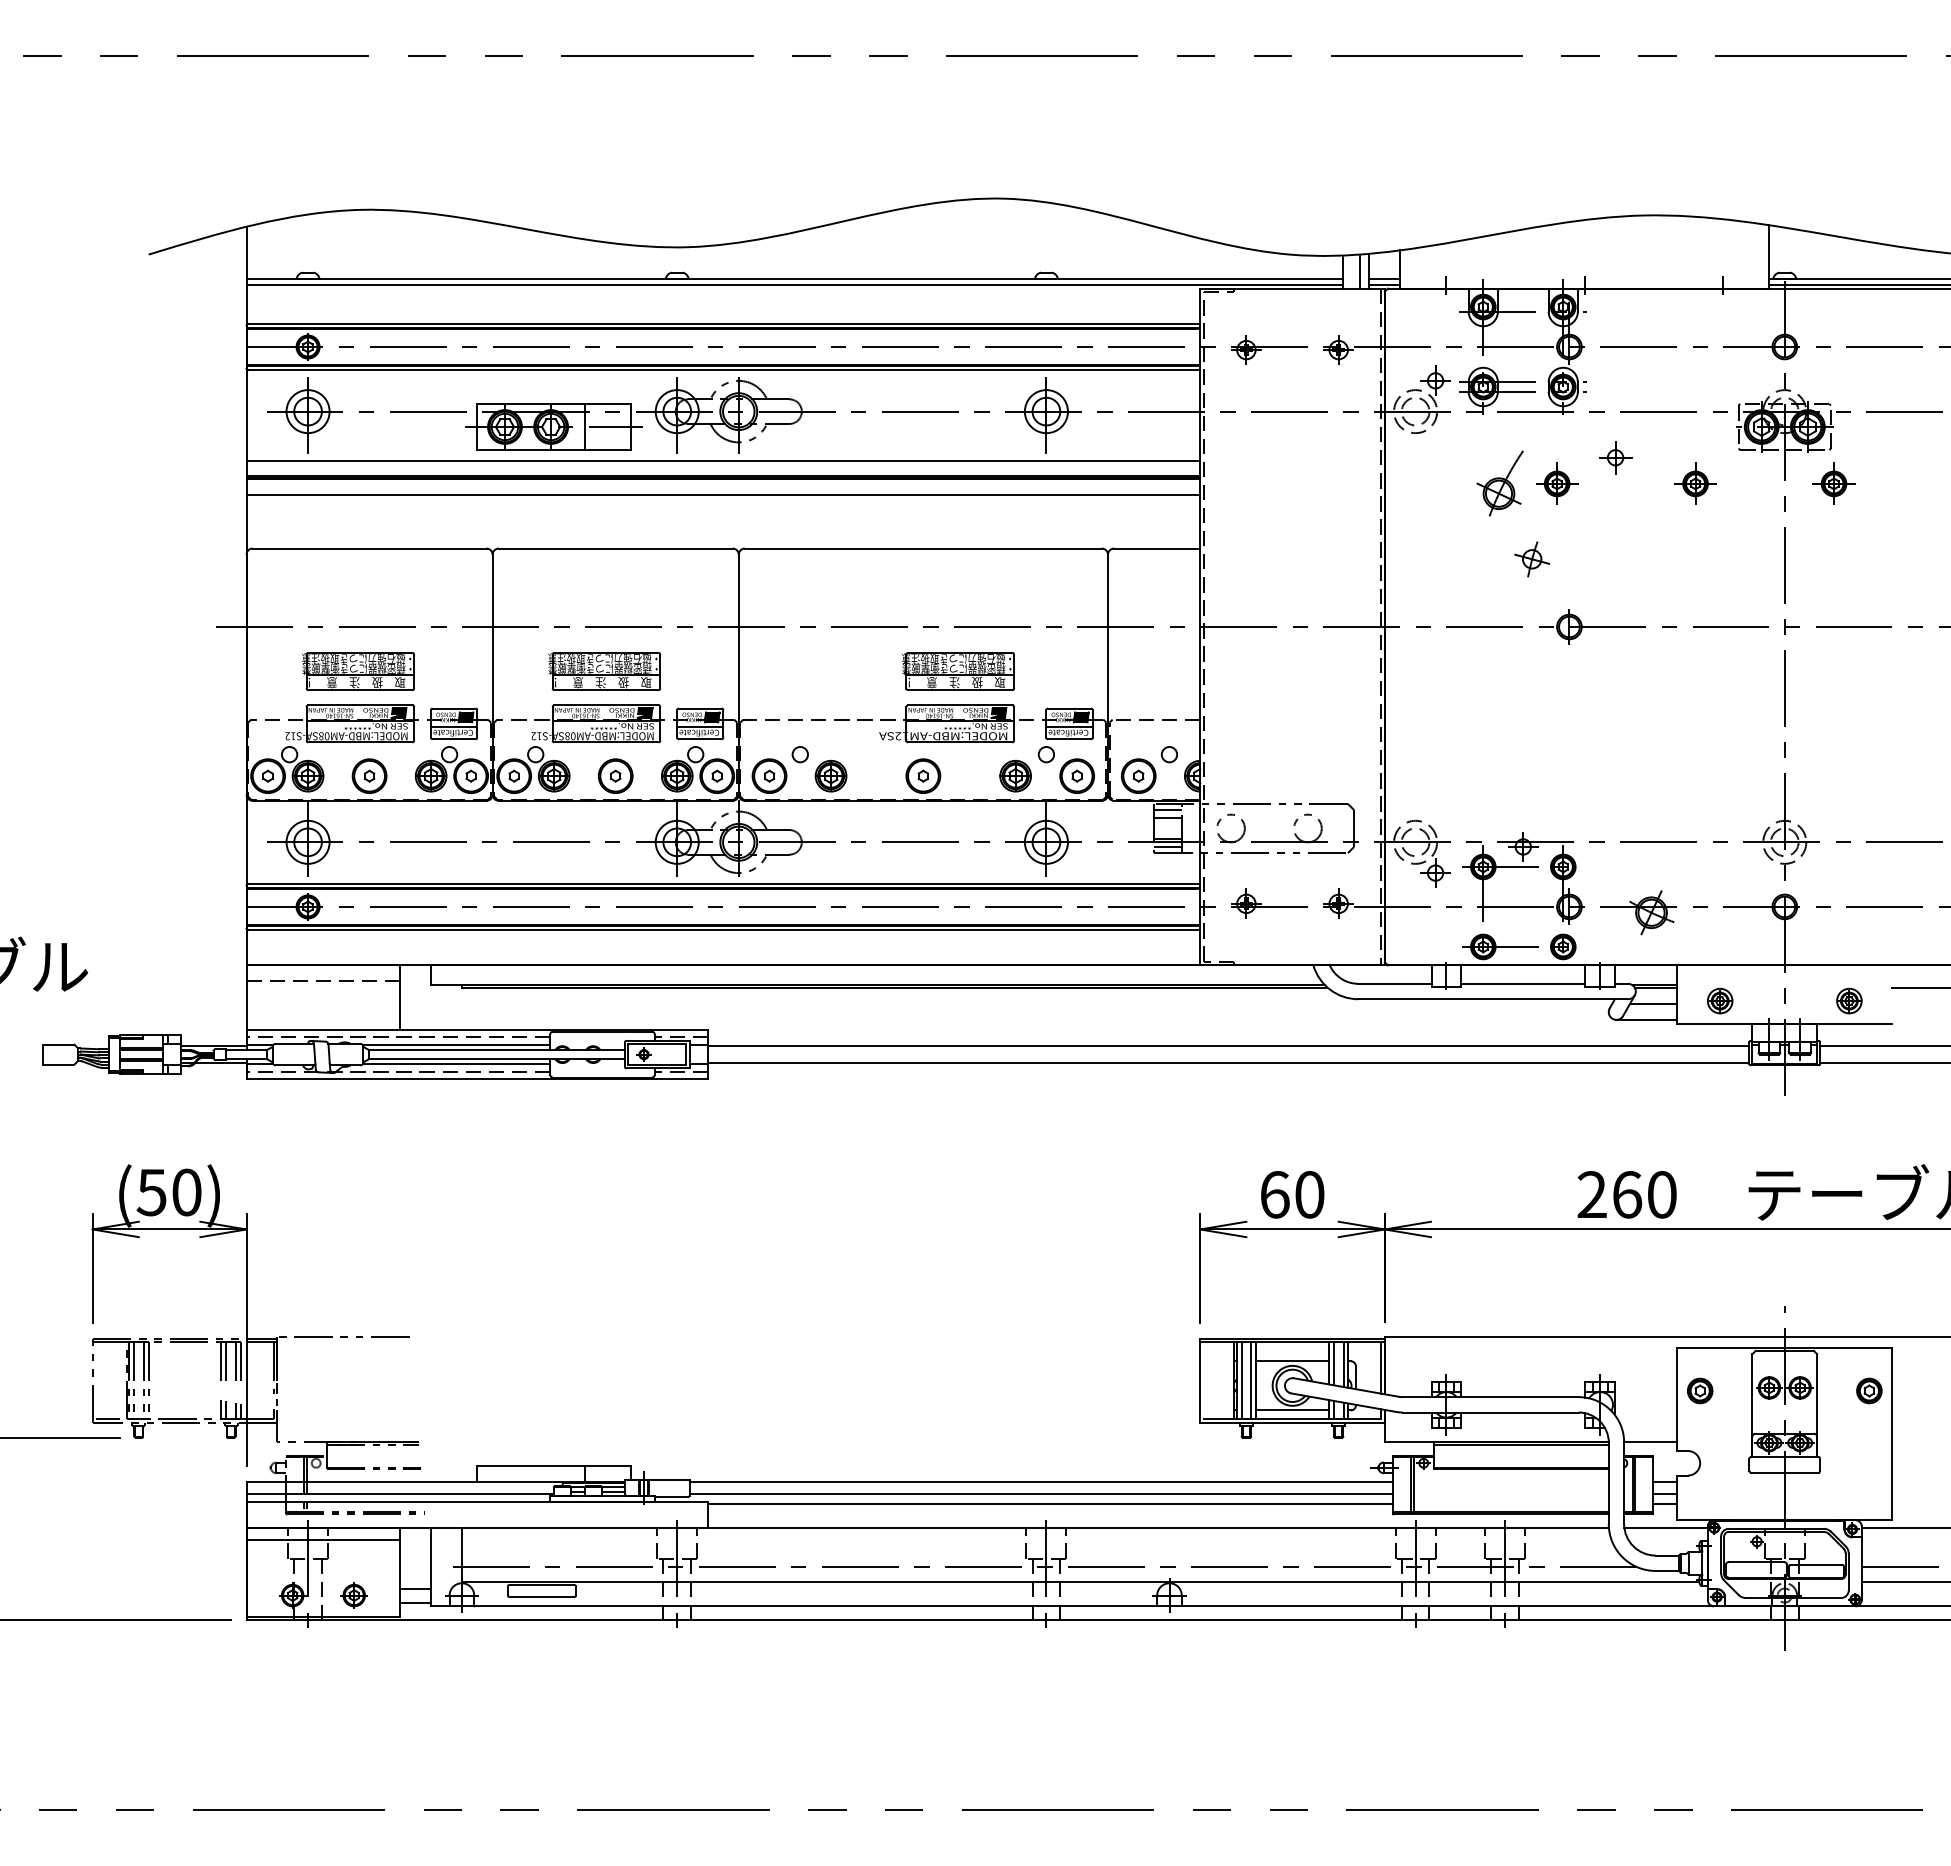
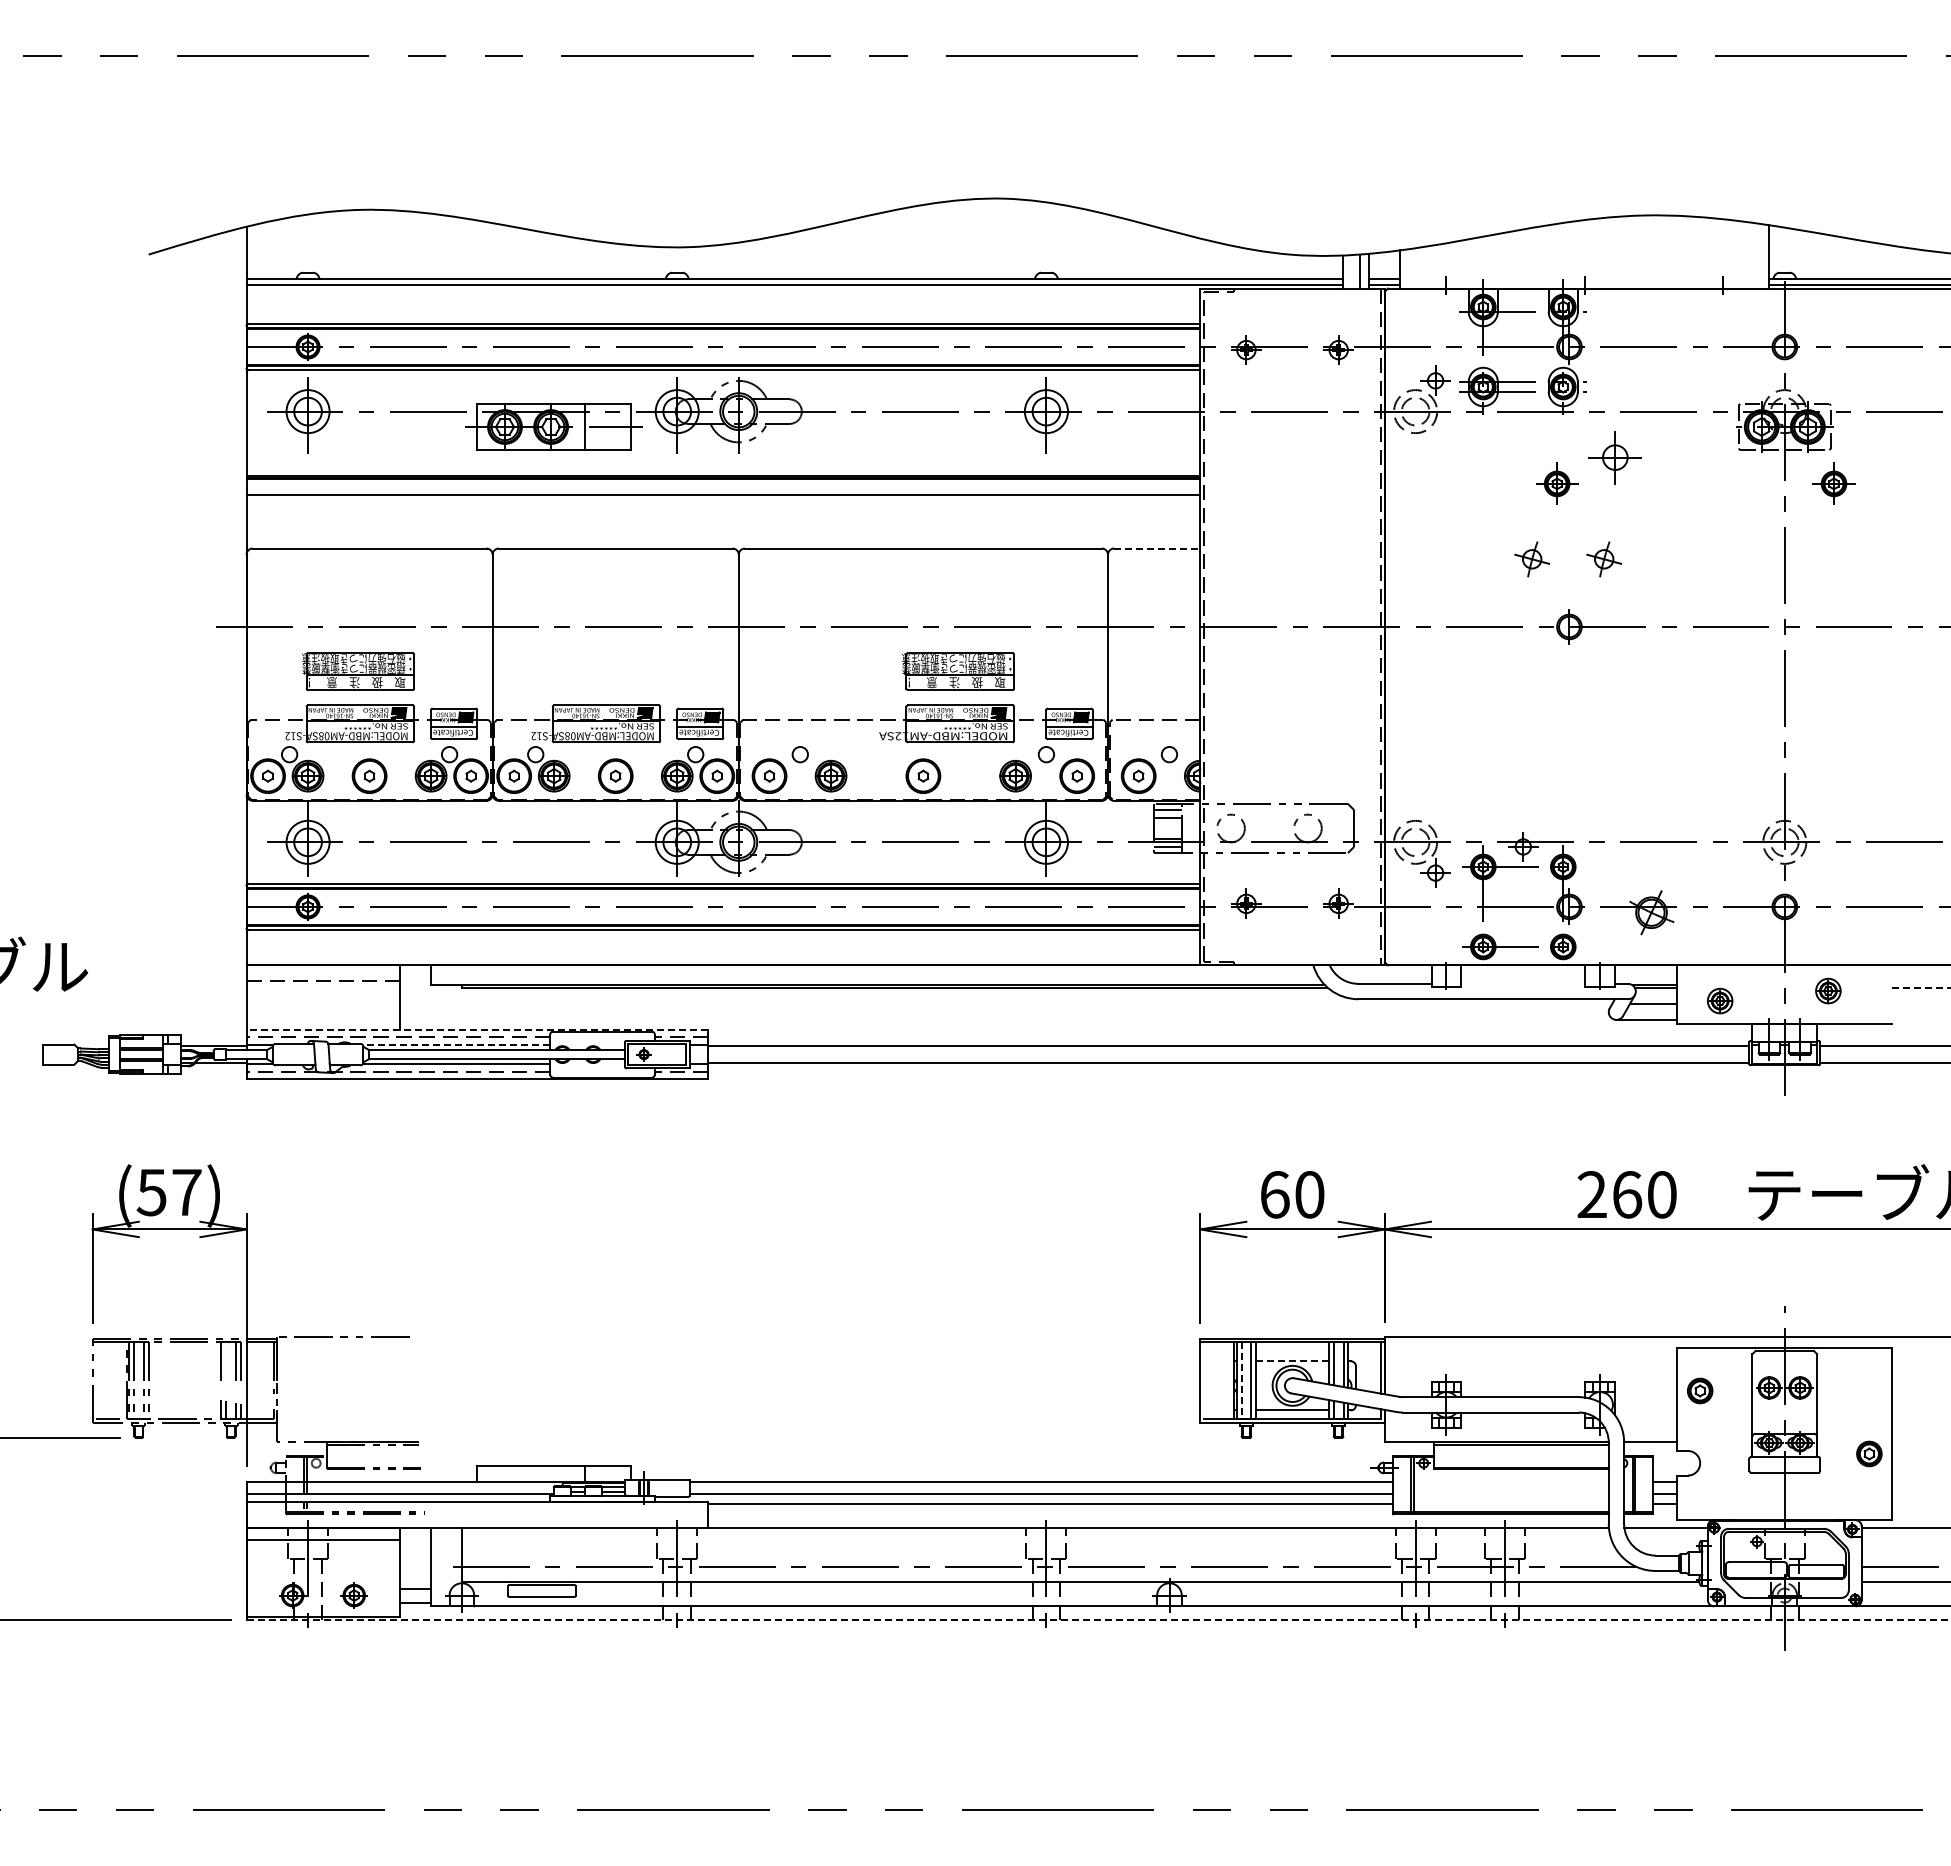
part size: 34x34 px -> 54x54 px (1614, 457)
line: present -> none (723, 460)
part: present -> none (1499, 483)
part: present -> none (1695, 483)
line: solid -> dashed (1157, 548)
part: none -> present (1604, 559)
part: present -> none (604, 671)
line: present -> none (1523, 983)
line: solid -> dashed (1921, 987)
part position: (1849, 1000) -> (1828, 990) (1828, 990)
line: solid -> dashed (477, 1030)
line: solid -> dashed (456, 1045)
text: (50) -> (57) (186, 1192)
line: solid -> dashed (1293, 1361)
line: present -> none (226, 1363)
line: solid -> dashed (1241, 1381)
part position: (1869, 1390) -> (1869, 1453) (1869, 1453)
line: solid -> dashed (1098, 1620)
